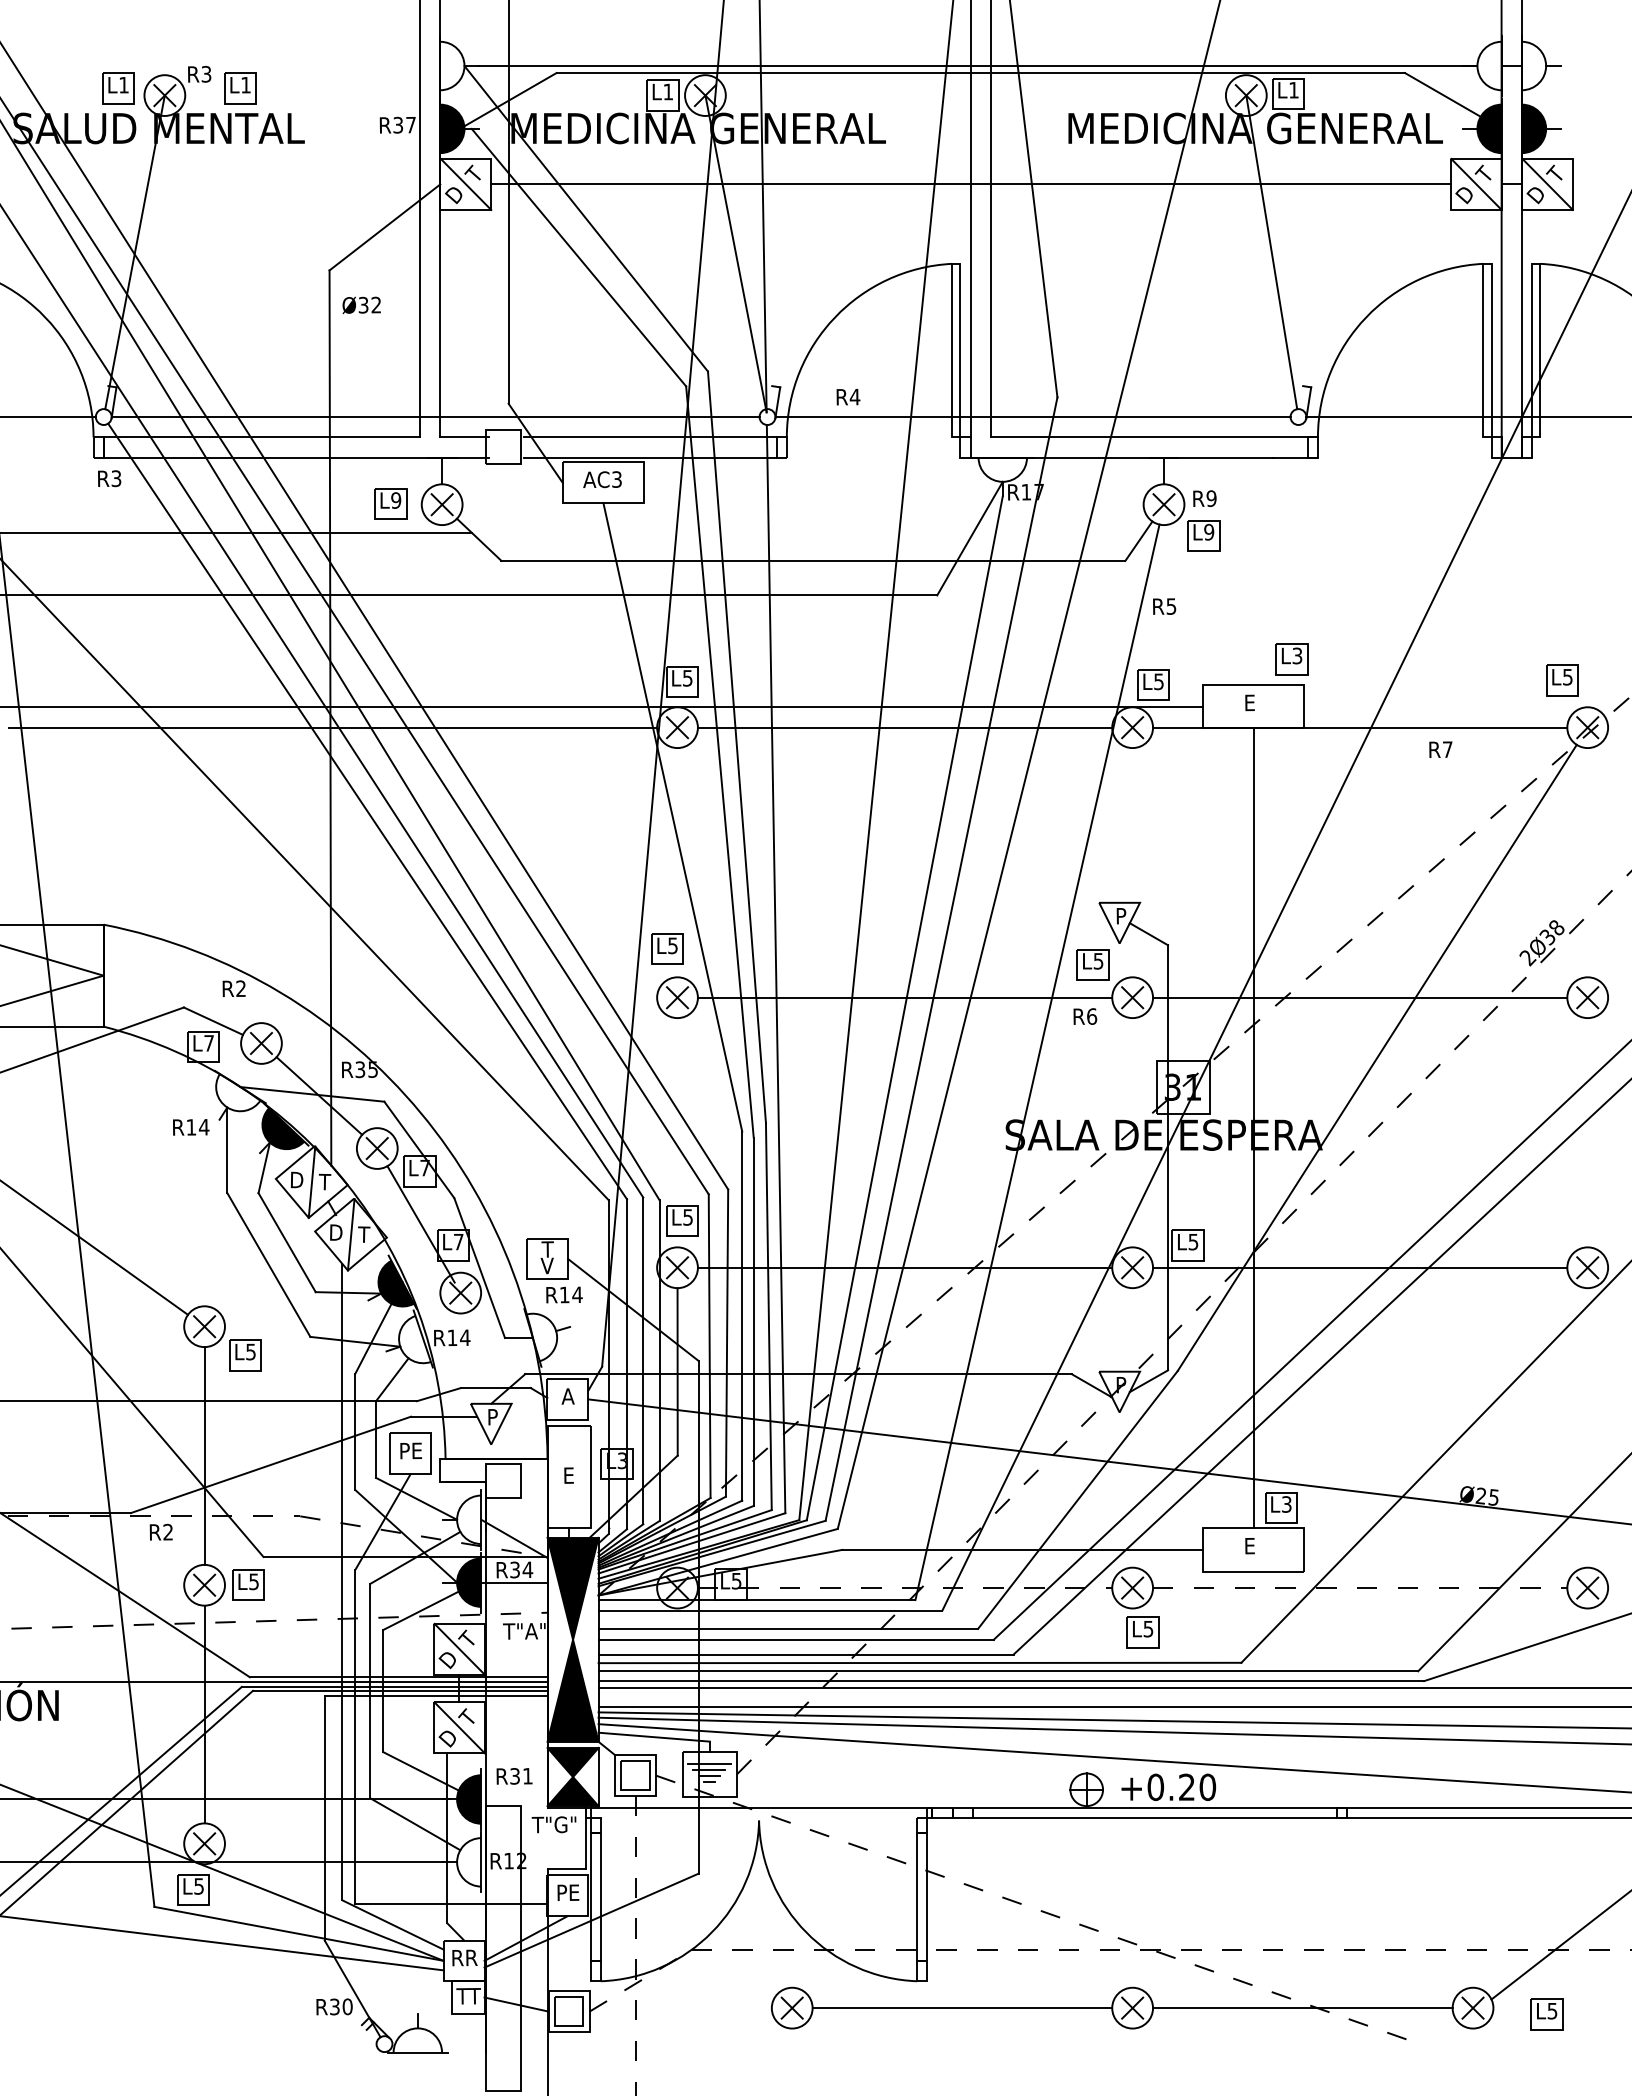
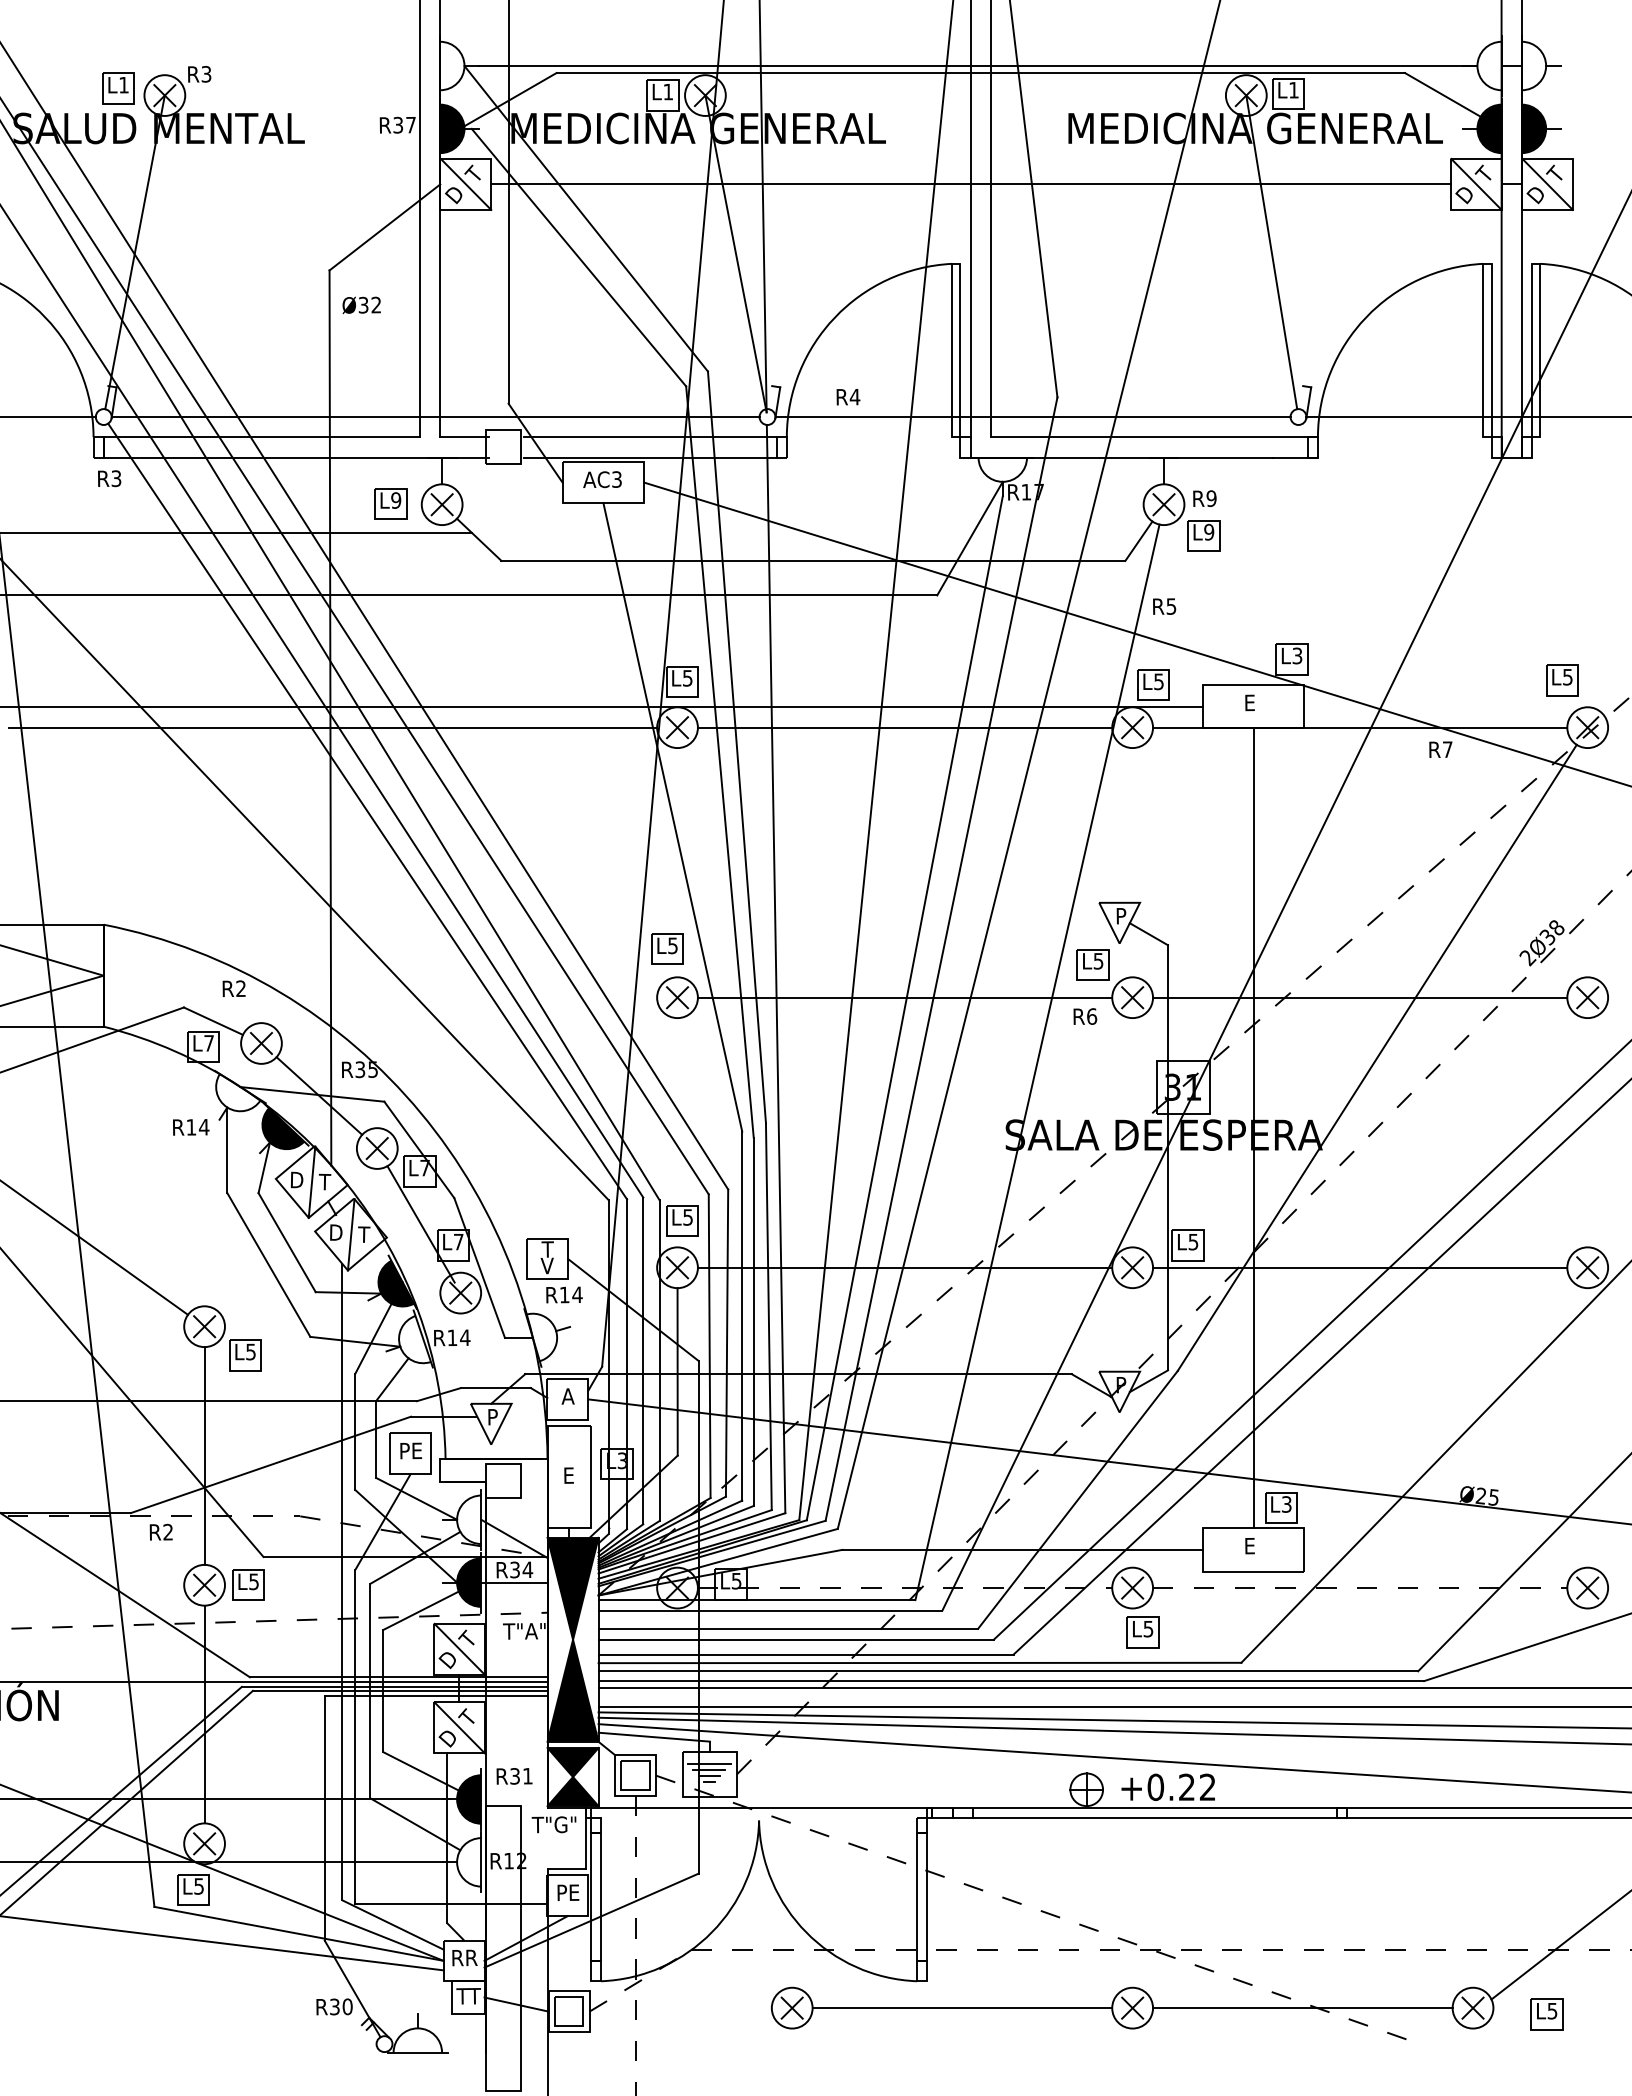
part: present -> none (240, 88)
line: none -> present (1136, 633)
text: +0.20 -> +0.22 (1207, 1786)
